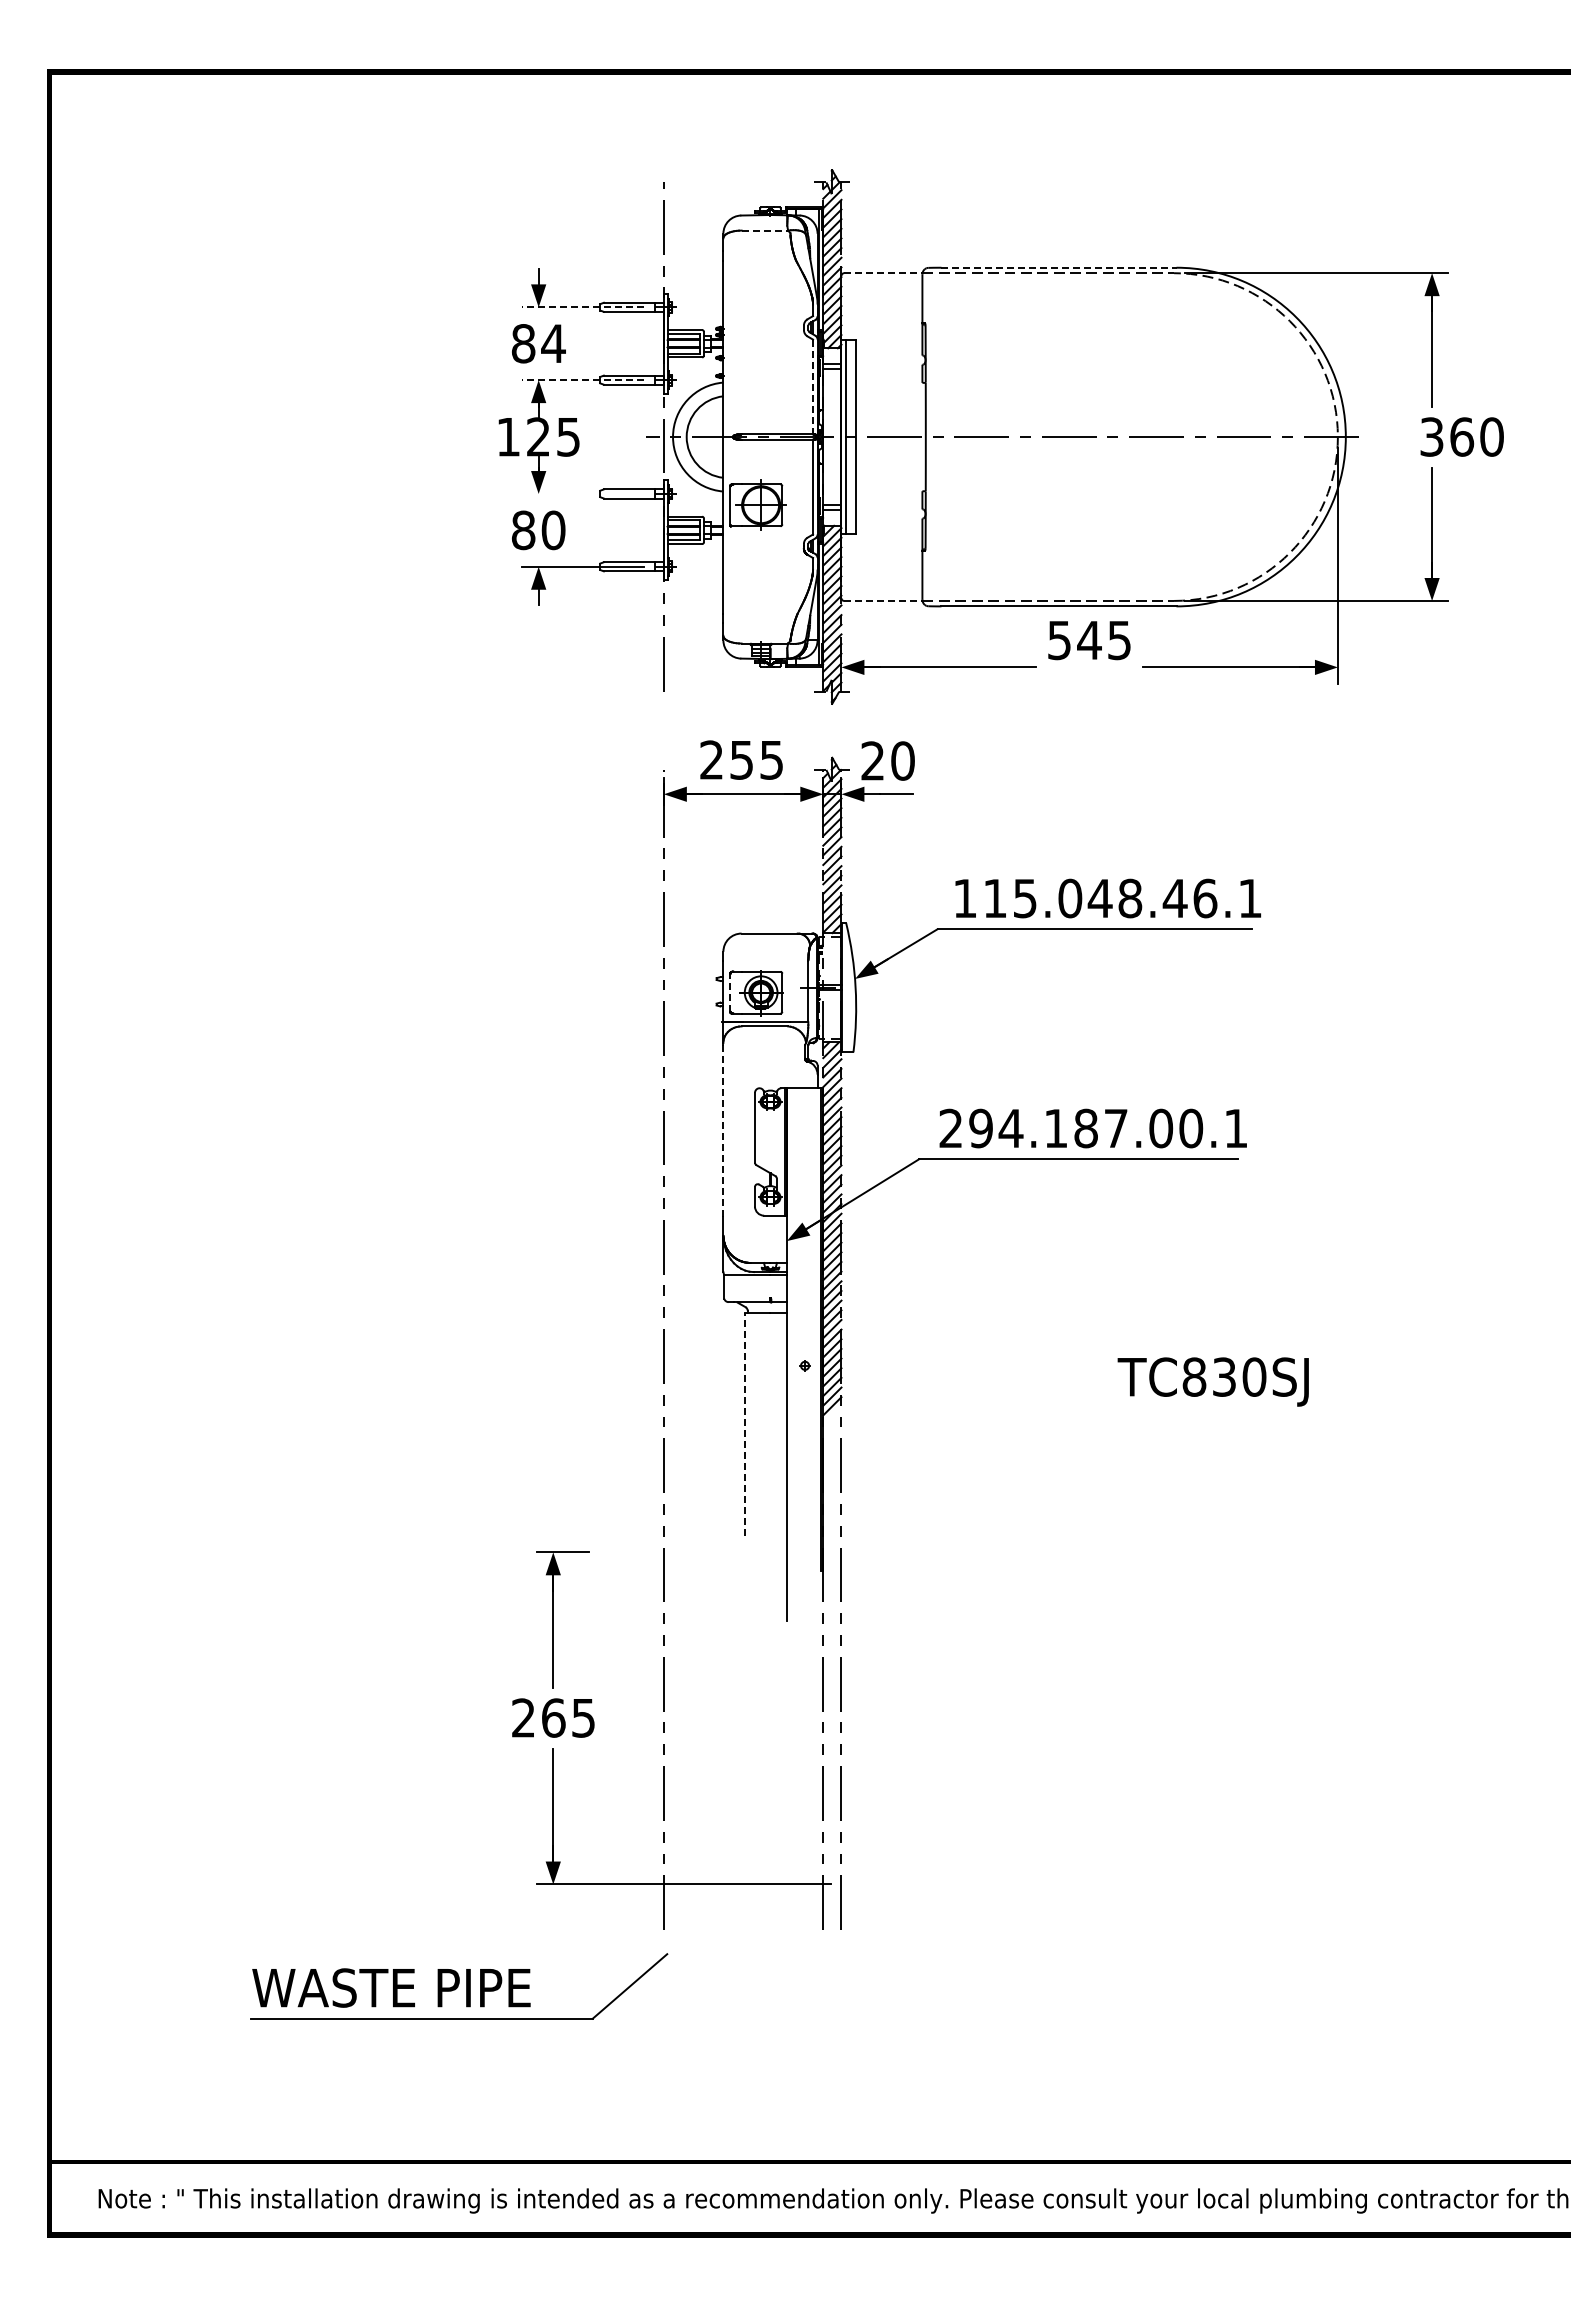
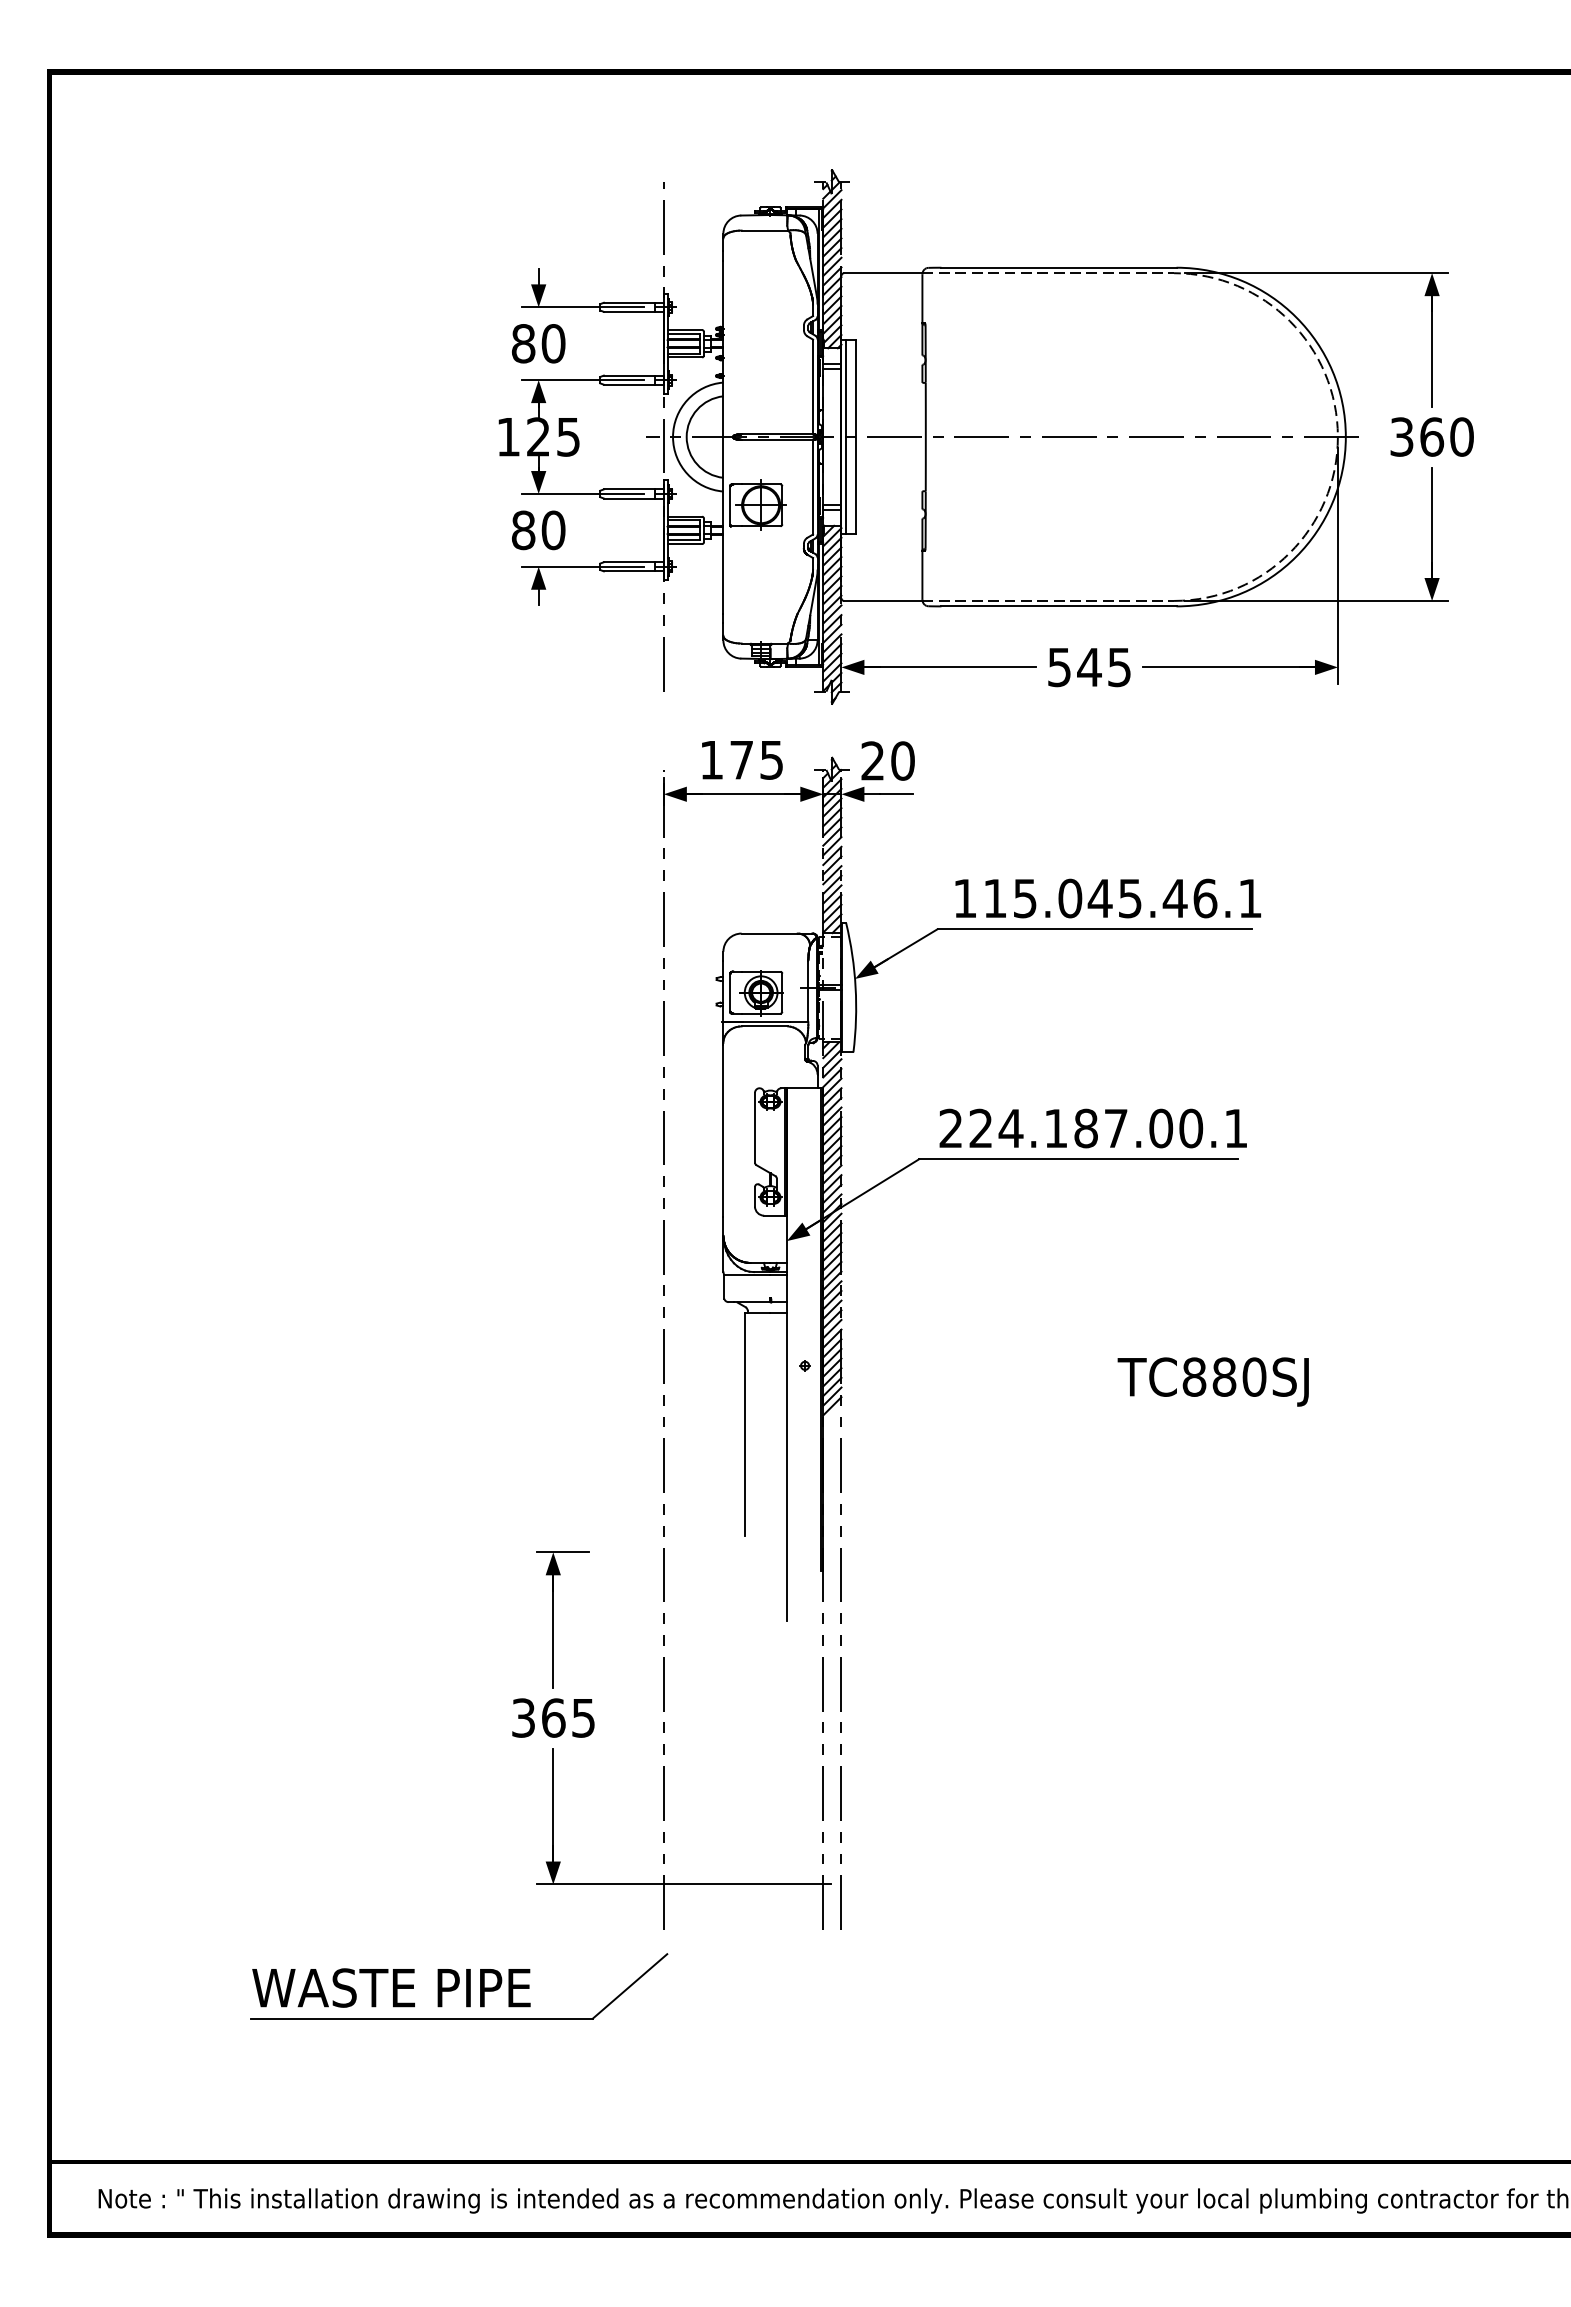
line: dashed -> solid (765, 230)
line: dashed -> solid (1058, 267)
line: dashed -> solid (883, 273)
line: dashed -> solid (583, 307)
text: 84 -> 80 (553, 343)
line: dashed -> solid (583, 380)
line: dashed -> solid (813, 387)
text position: (1461, 436) -> (1431, 436) (1431, 436)
line: none -> present (582, 493)
line: dashed -> solid (883, 600)
text position: (1089, 640) -> (1089, 667) (1089, 667)
text: 255 -> 175 (726, 759)
text: 115.048.46.1 -> 115.045.46.1 (1130, 898)
line: dashed -> solid (730, 992)
text: 294.187.00.1 -> 224.187.00.1 (980, 1128)
line: dashed -> solid (723, 1130)
text: TC830SJ -> TC880SJ (1224, 1376)
line: dashed -> solid (745, 1424)
text: 265 -> 365 (523, 1717)
